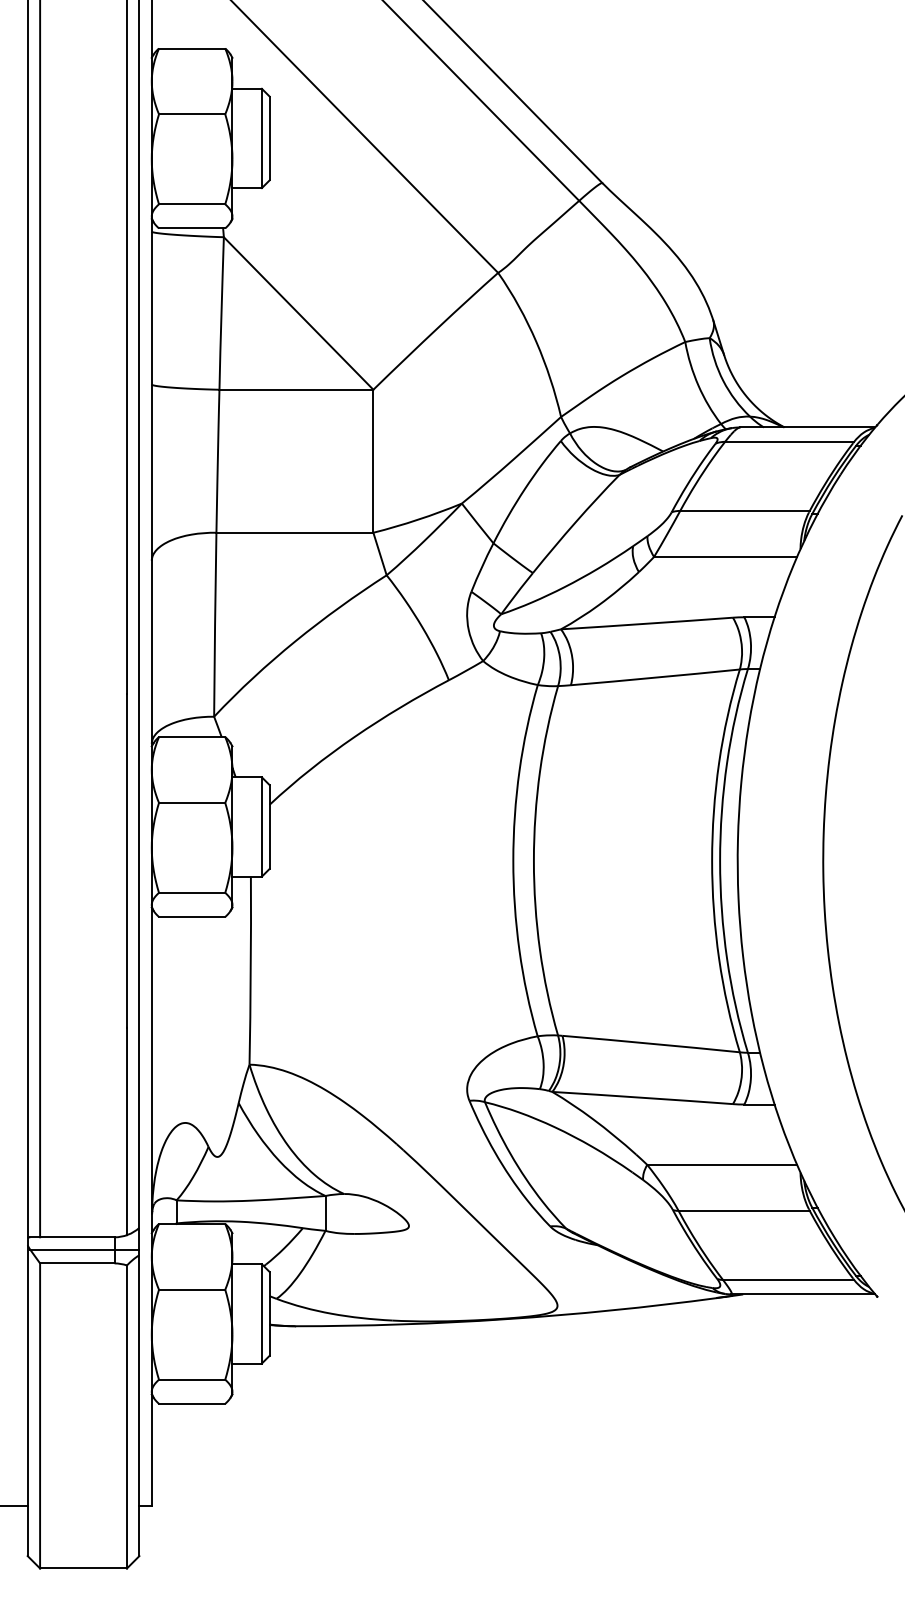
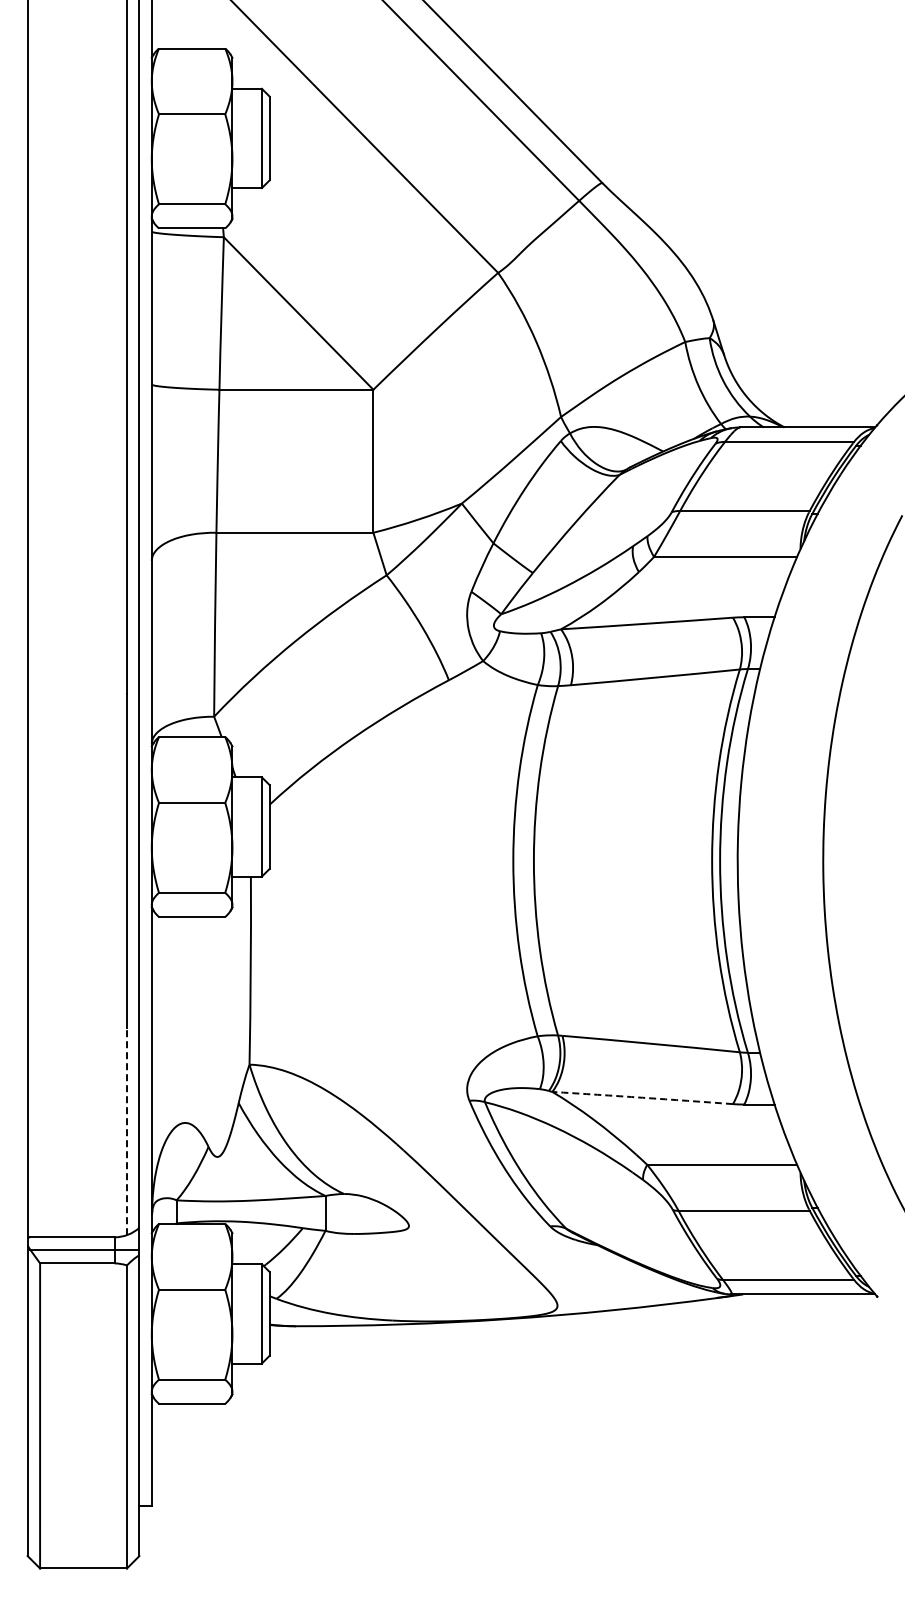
line: present -> none (40, 619)
arc: solid -> dashed (642, 1097)
line: solid -> dashed (127, 1131)
line: present -> none (14, 1506)
